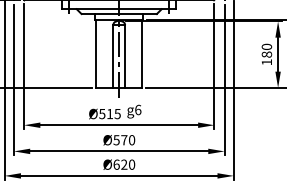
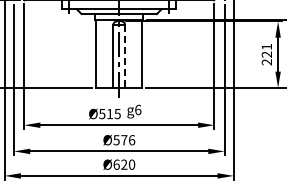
text: 180 -> 221 (266, 54)
line: solid -> dashed (125, 57)
text: Ø570 -> Ø576 (132, 140)
